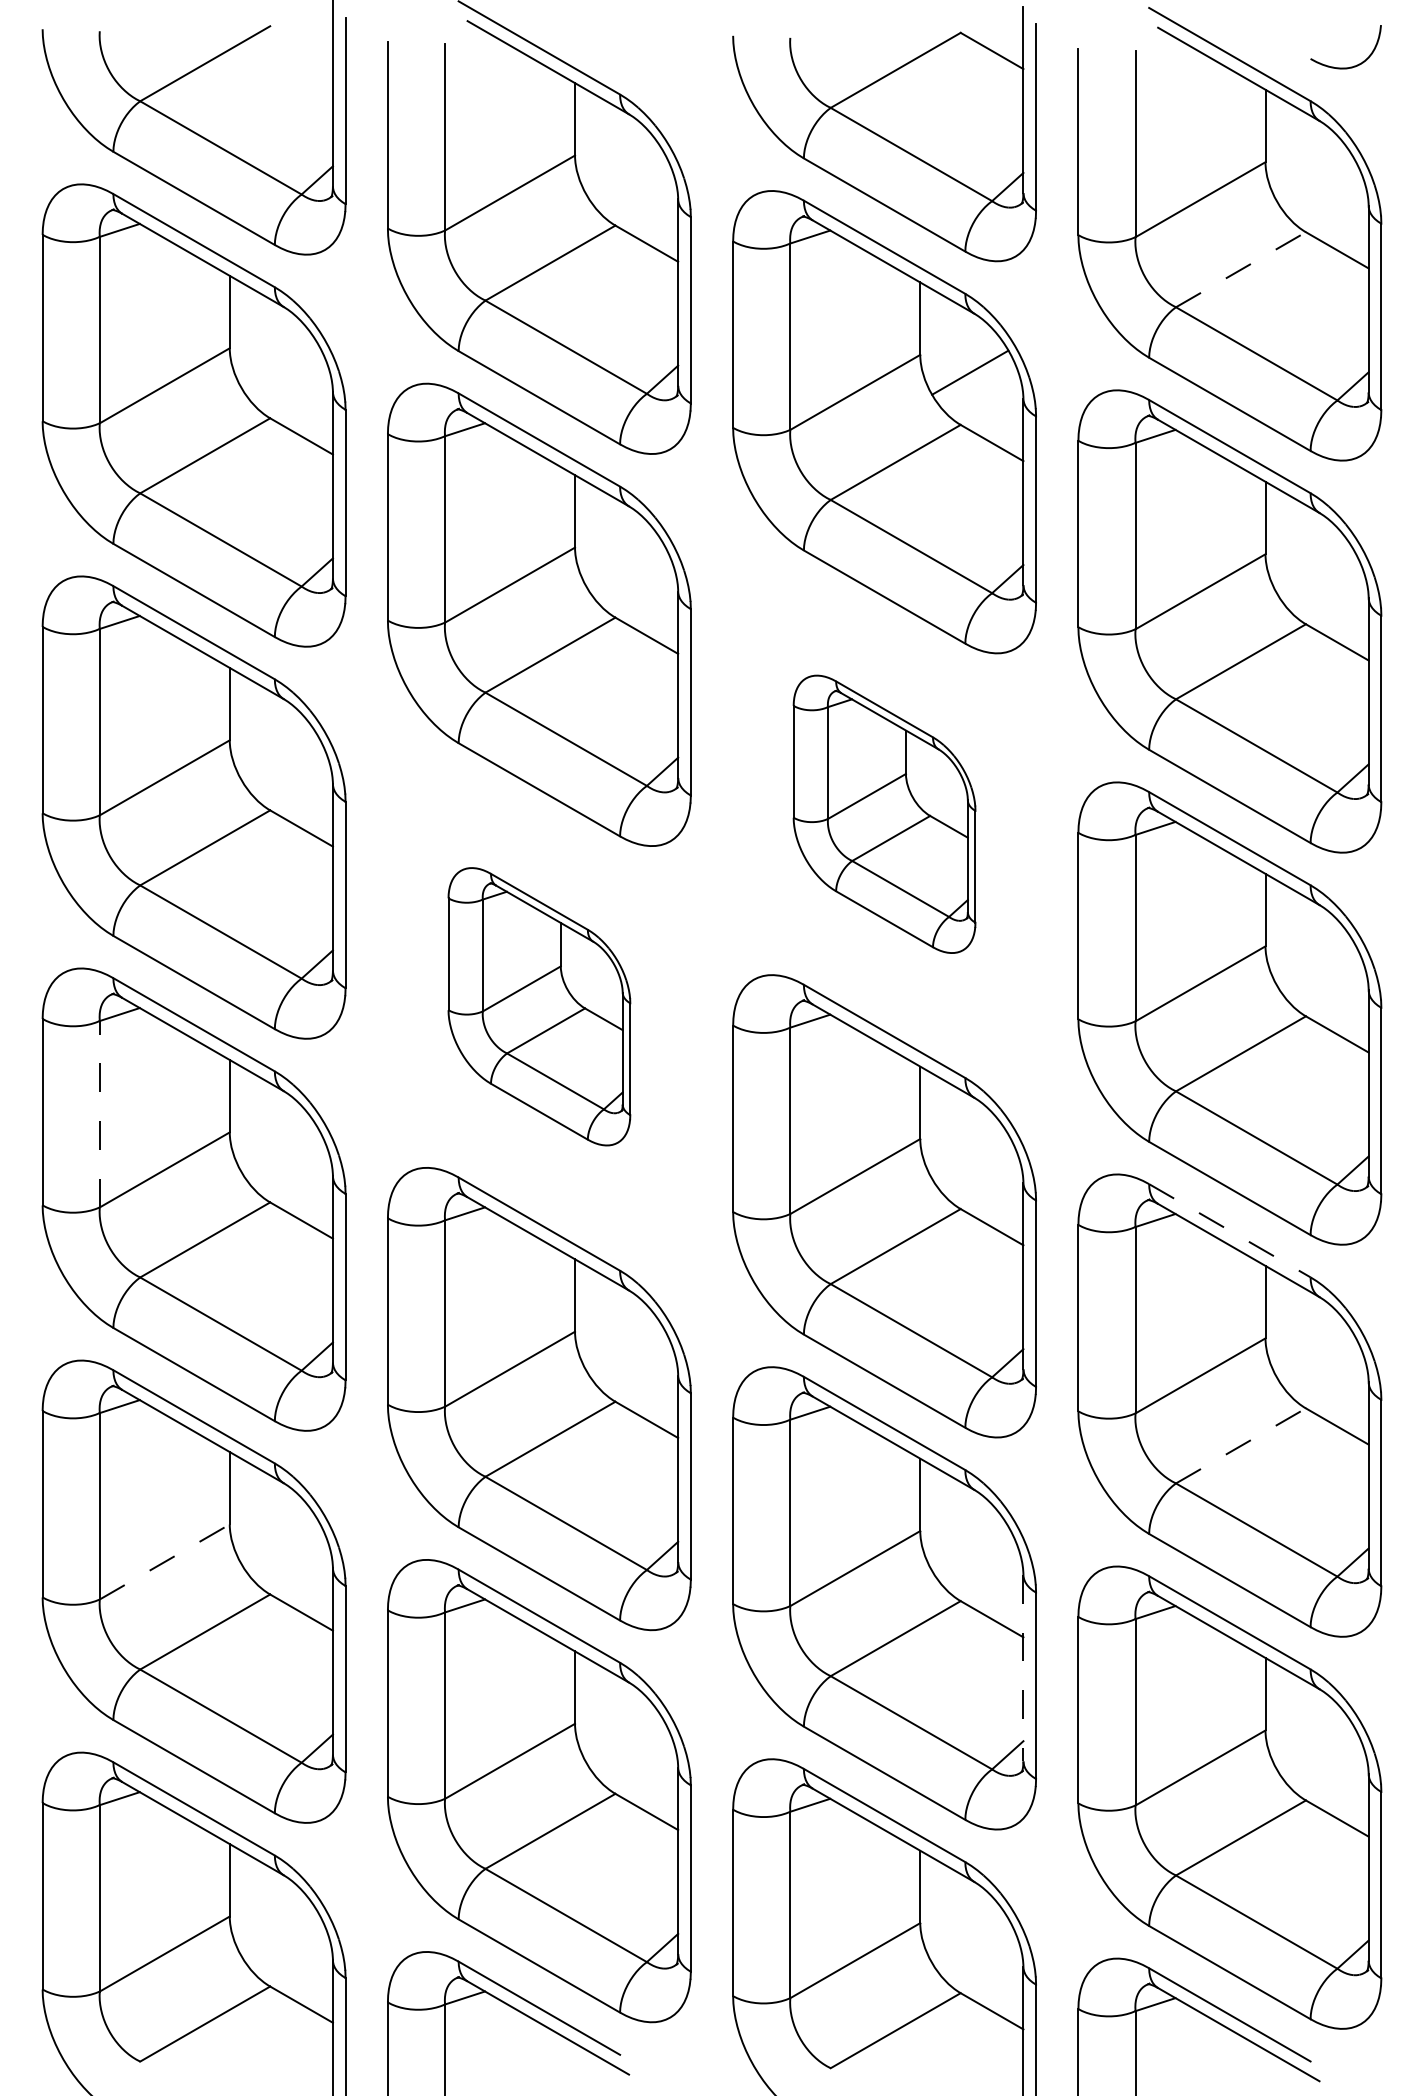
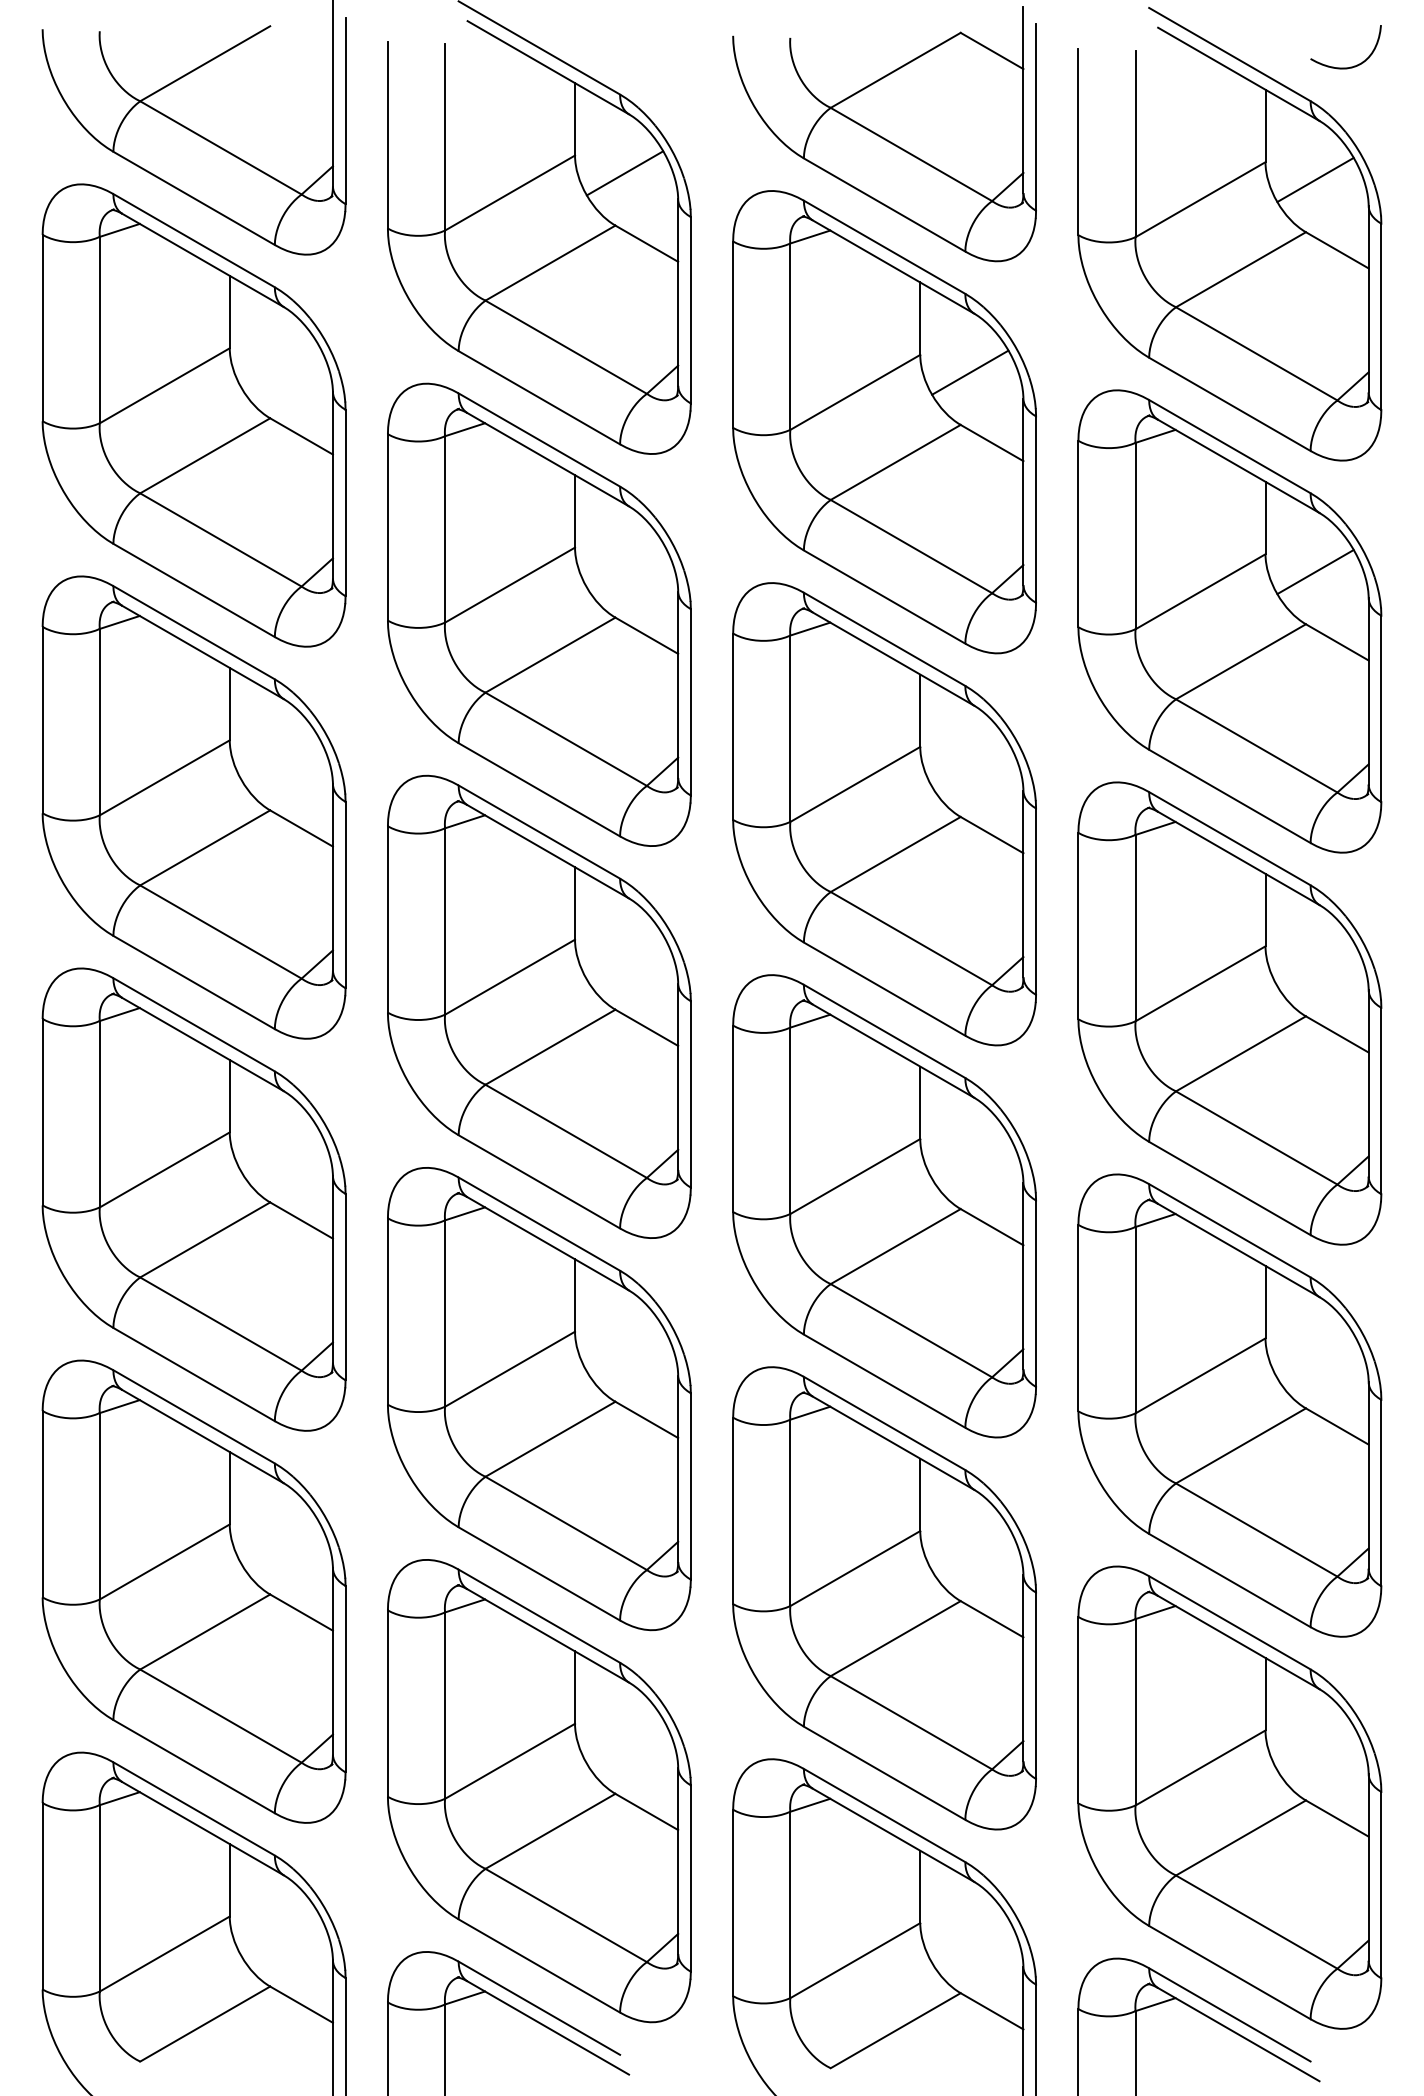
line: none -> present (624, 173)
line: none -> present (1315, 180)
line: dashed -> solid (1241, 269)
line: none -> present (1315, 572)
part size: 185x280 px -> 305x465 px (884, 814)
part size: 185x280 px -> 305x465 px (539, 1006)
line: dashed -> solid (99, 1113)
line: dashed -> solid (1230, 1231)
line: dashed -> solid (1241, 1445)
line: dashed -> solid (165, 1561)
line: dashed -> solid (1023, 1668)
